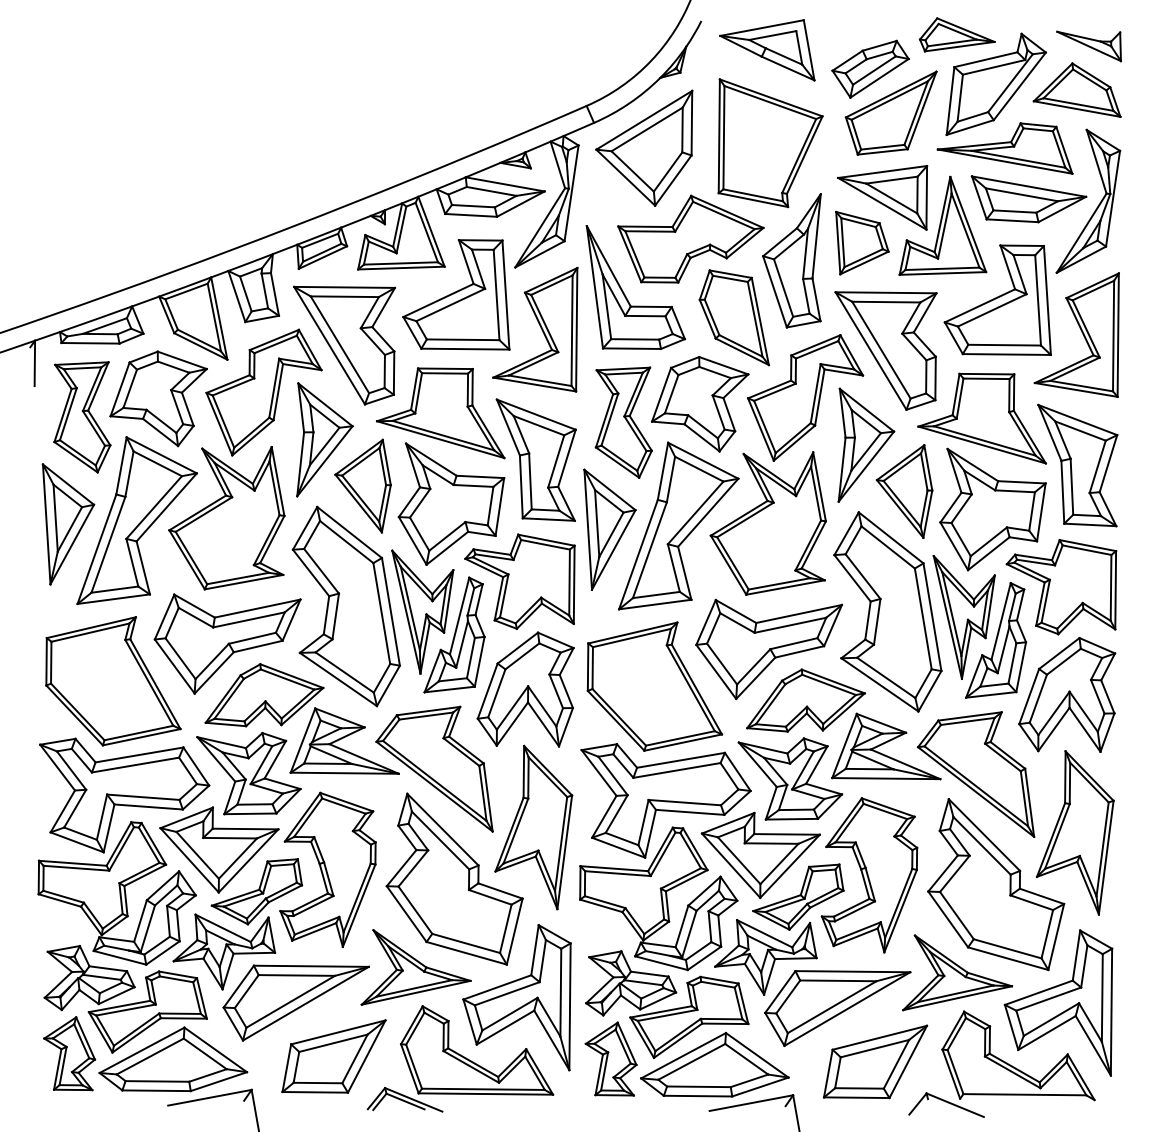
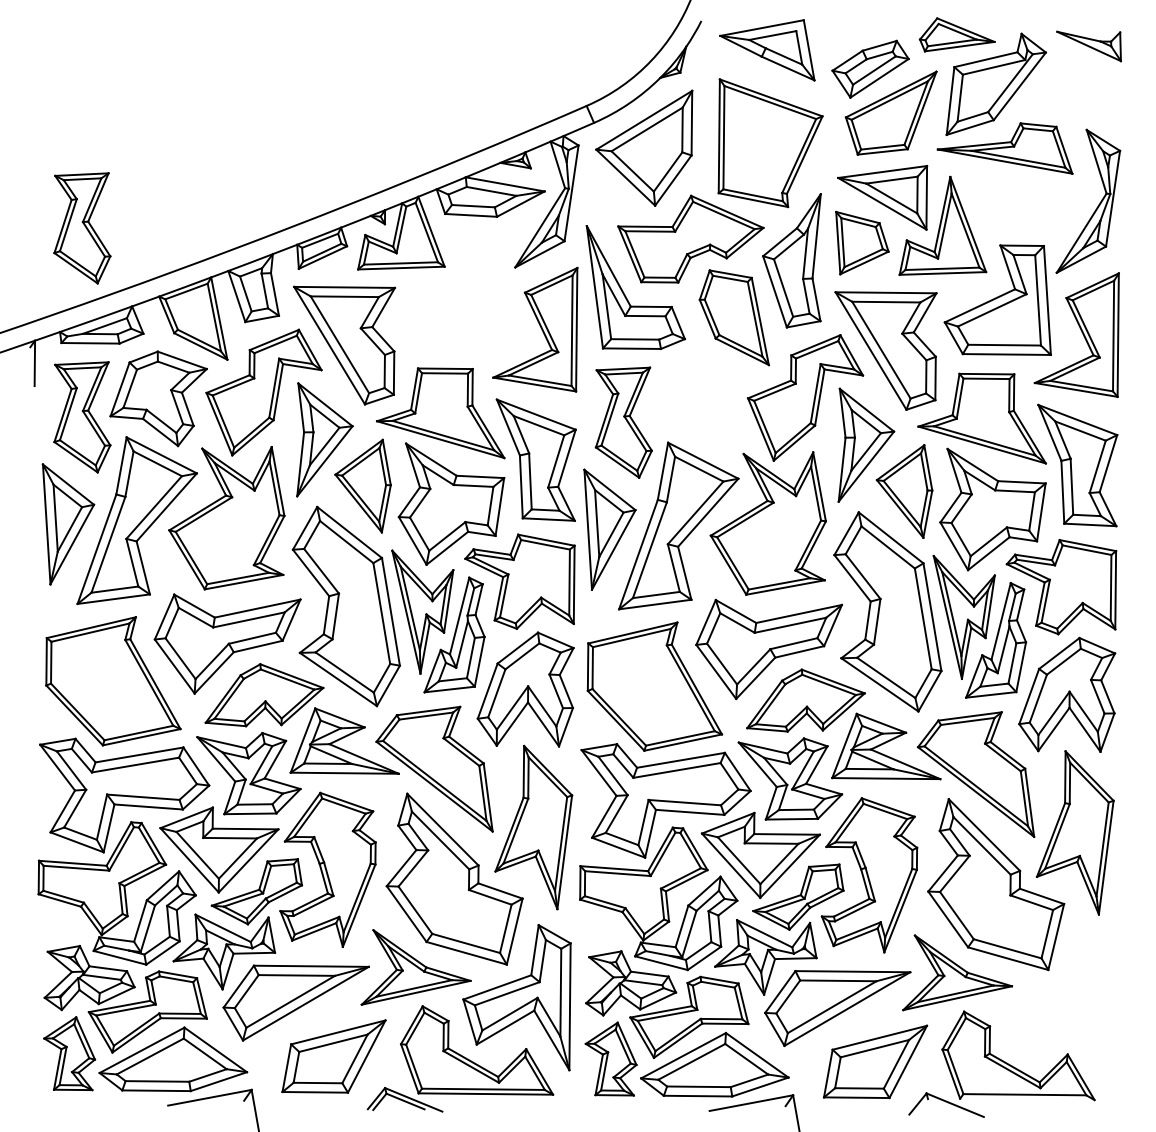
part: present -> none (1076, 89)
part: present -> none (1028, 199)
part: none -> present (82, 228)
part: present -> none (456, 294)
part: present -> none (700, 404)
part: present -> none (1058, 1002)
